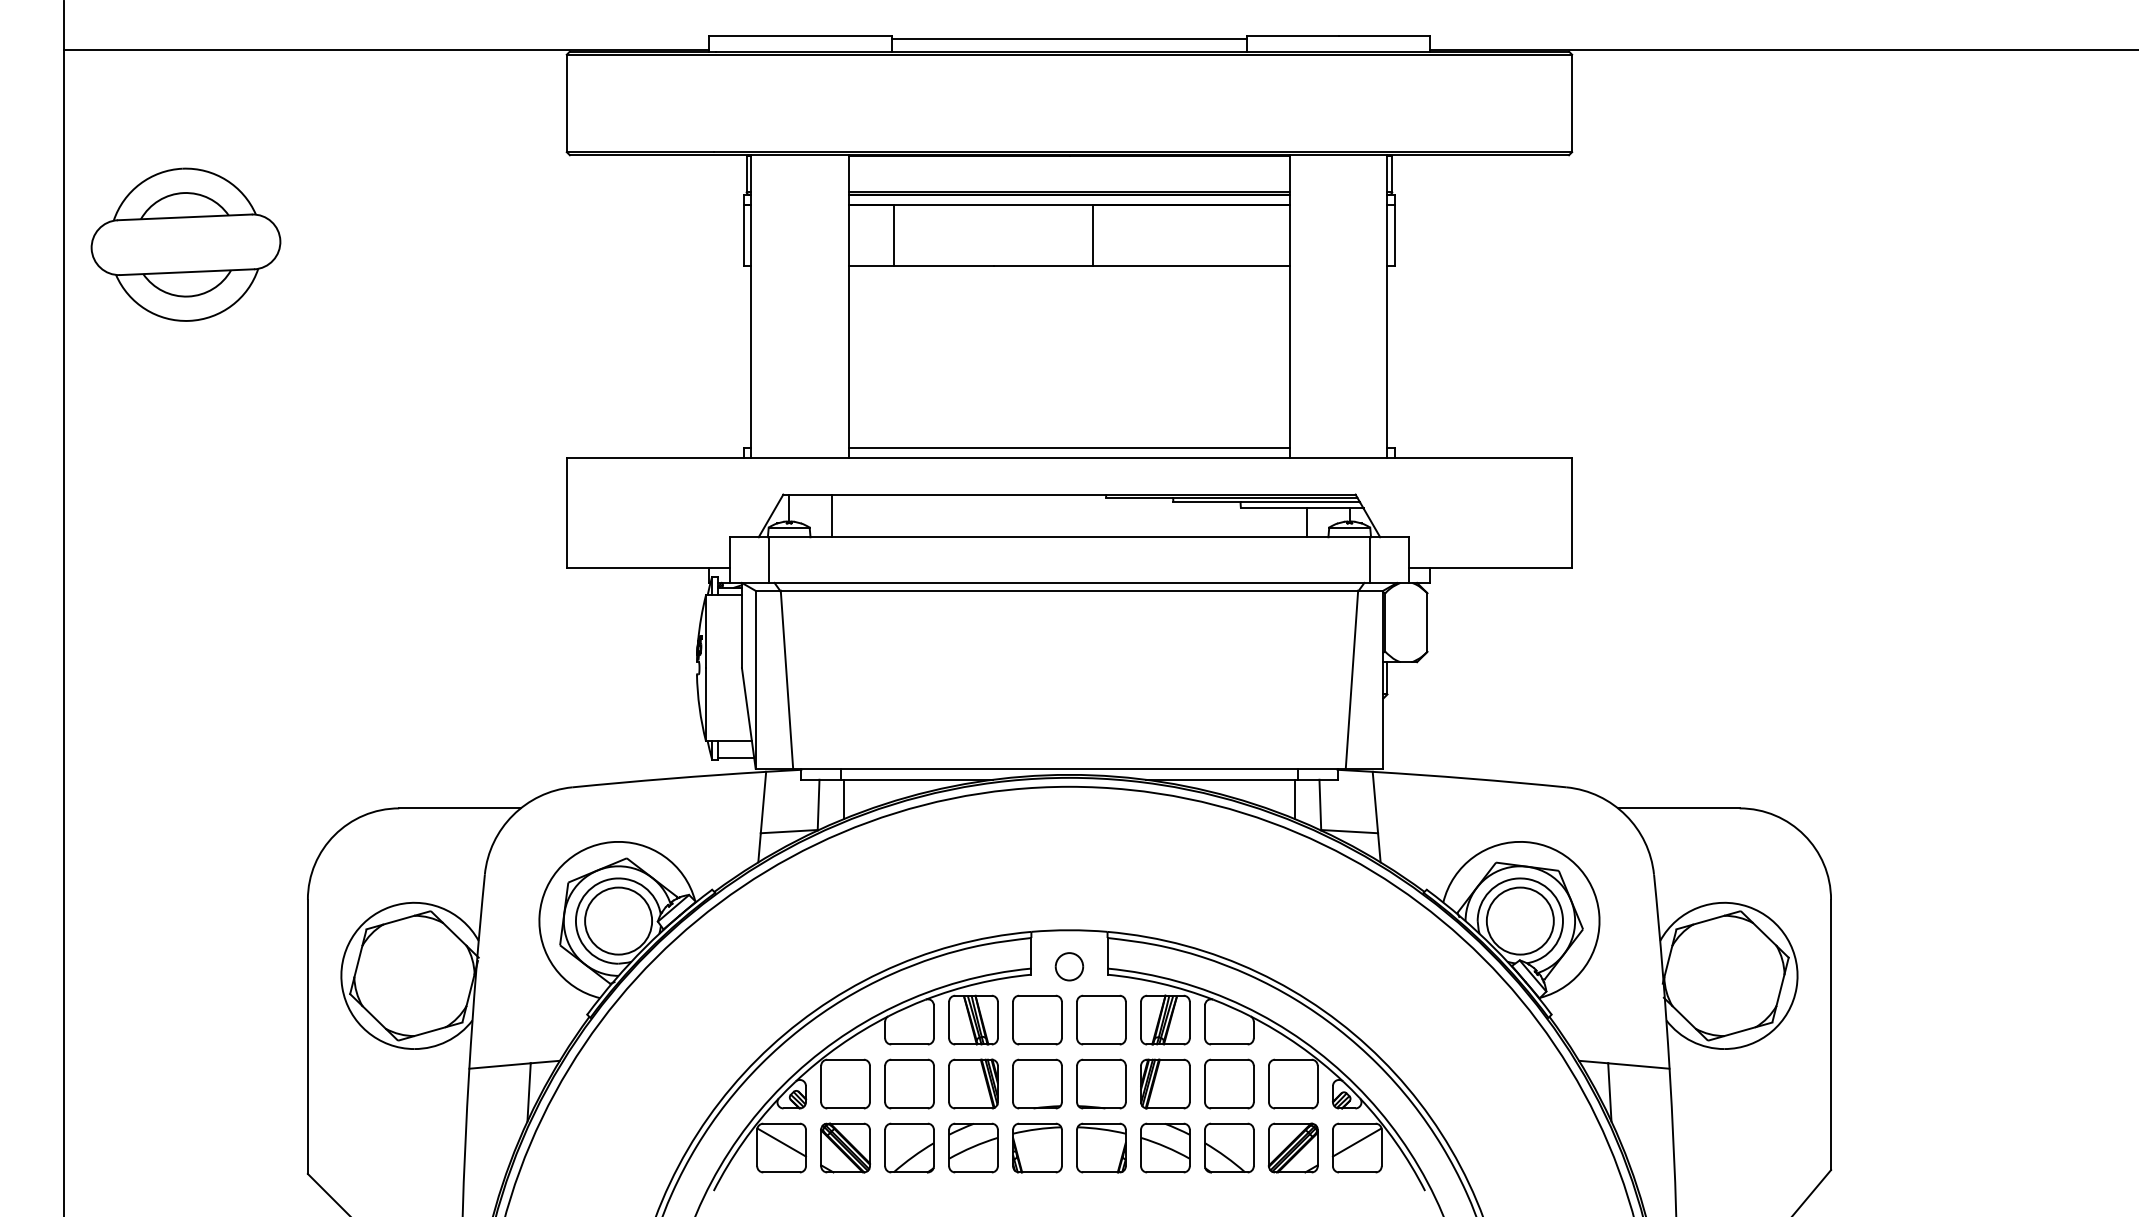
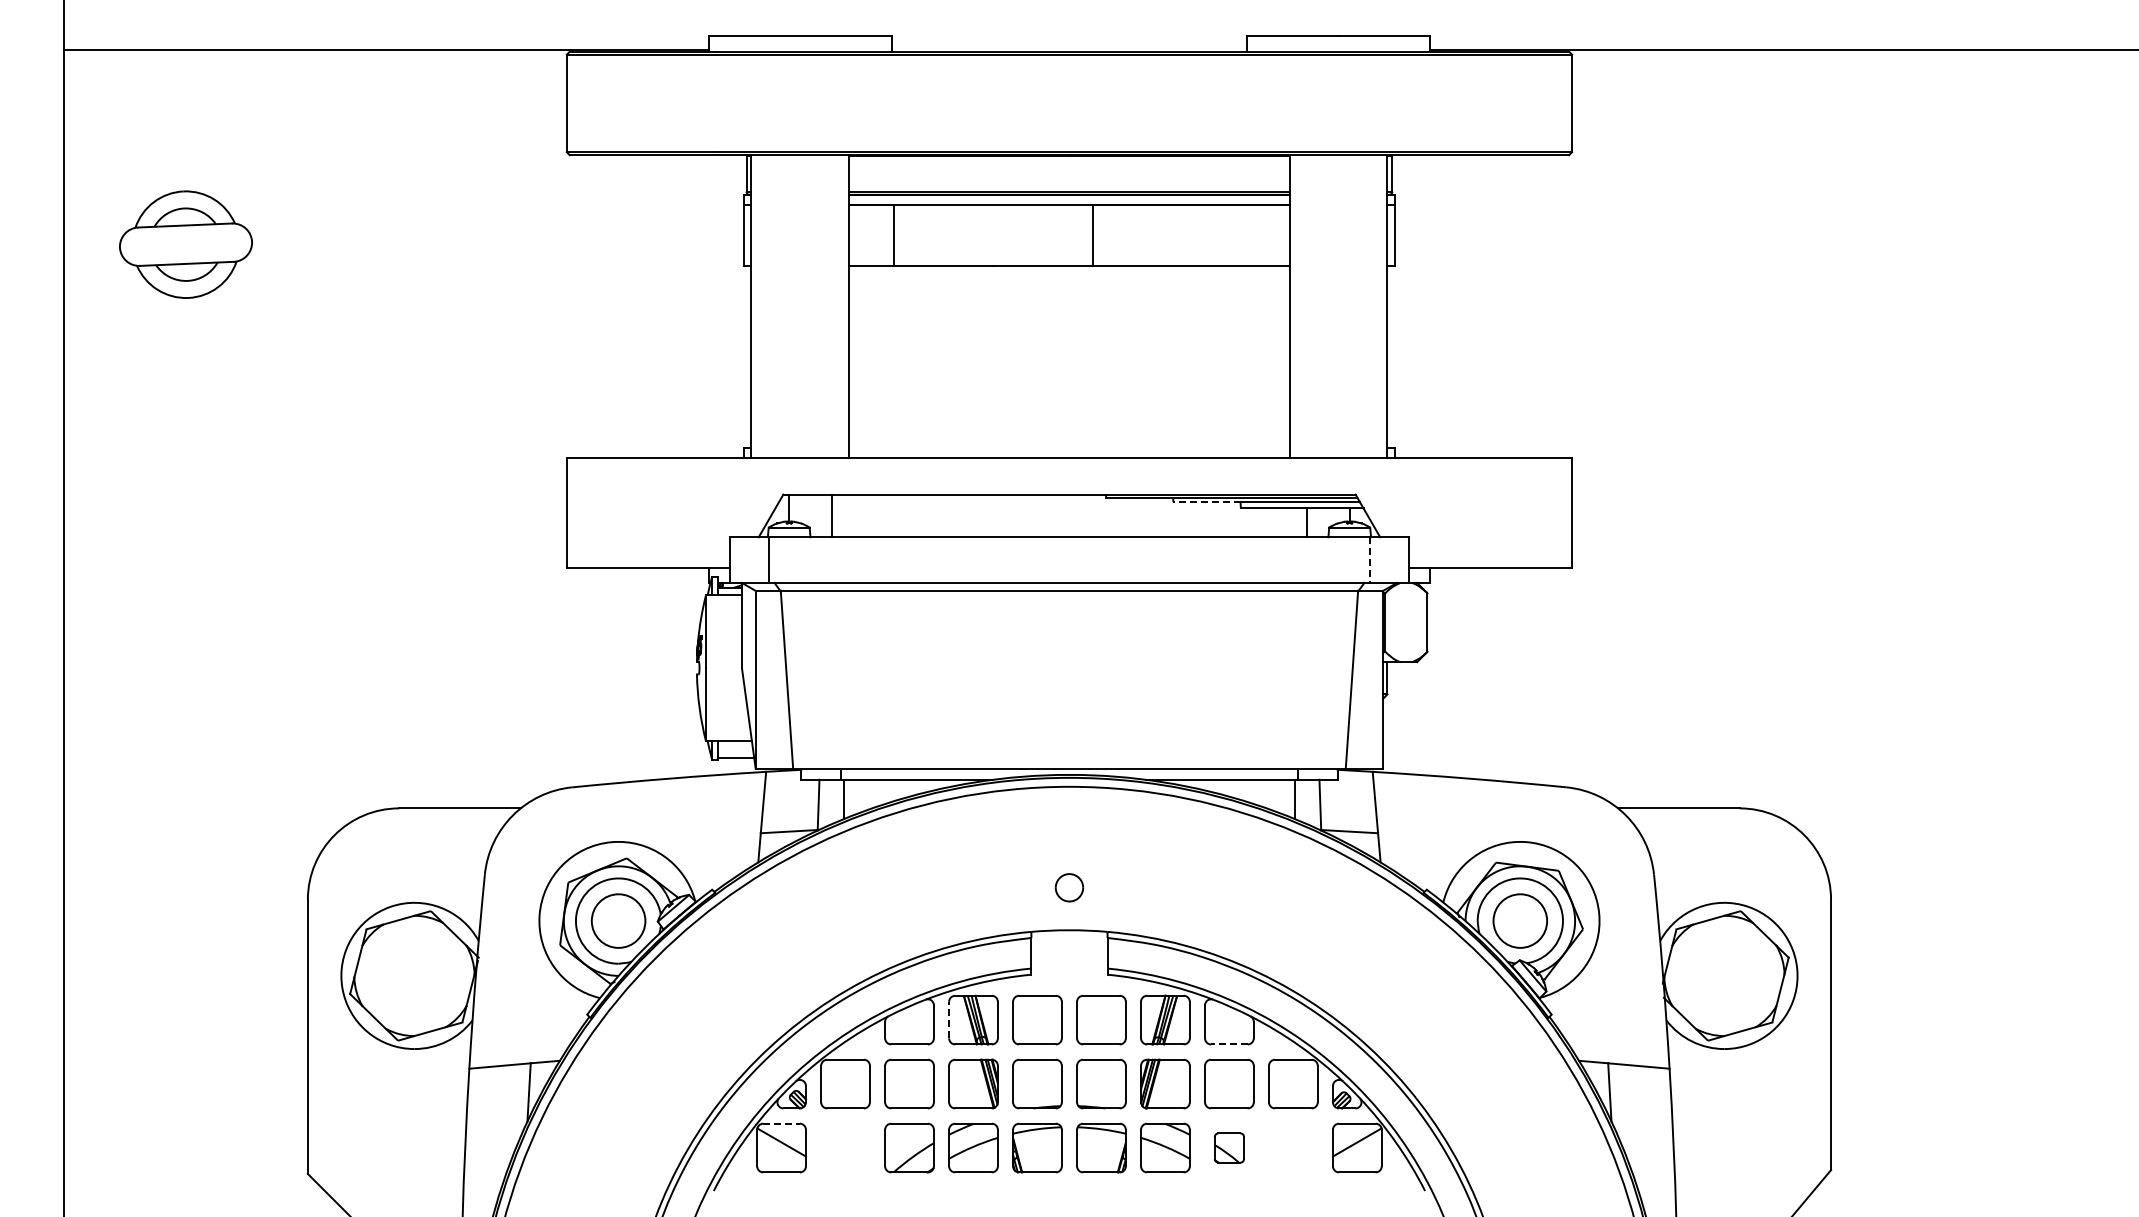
line: present -> none (1069, 39)
part size: 192x155 px -> 134x109 px (185, 244)
line: present -> none (1068, 448)
line: solid -> dashed (1206, 502)
line: solid -> dashed (1370, 560)
circle diameter: 67 px -> 54 px (618, 920)
circle diameter: 67 px -> 54 px (1520, 920)
part position: (1069, 966) -> (1069, 887) (1069, 887)
line: solid -> dashed (949, 1019)
line: solid -> dashed (1228, 1044)
line: solid -> dashed (782, 1123)
part: present -> none (845, 1147)
part size: 51x52 px -> 31x32 px (1229, 1147)
part: present -> none (1293, 1147)
